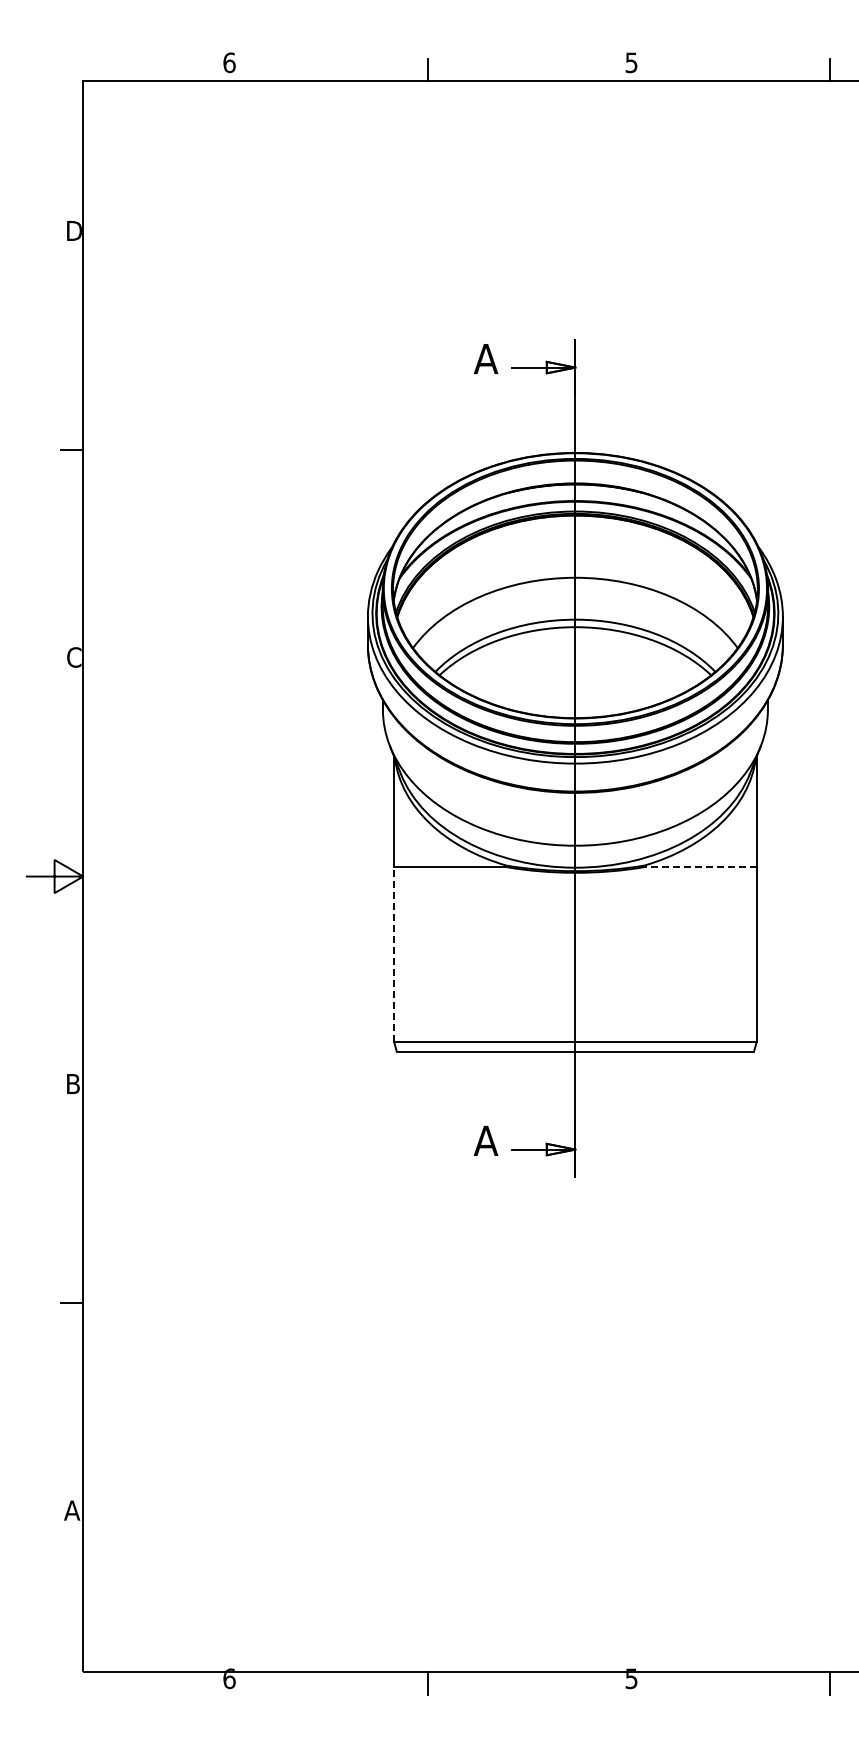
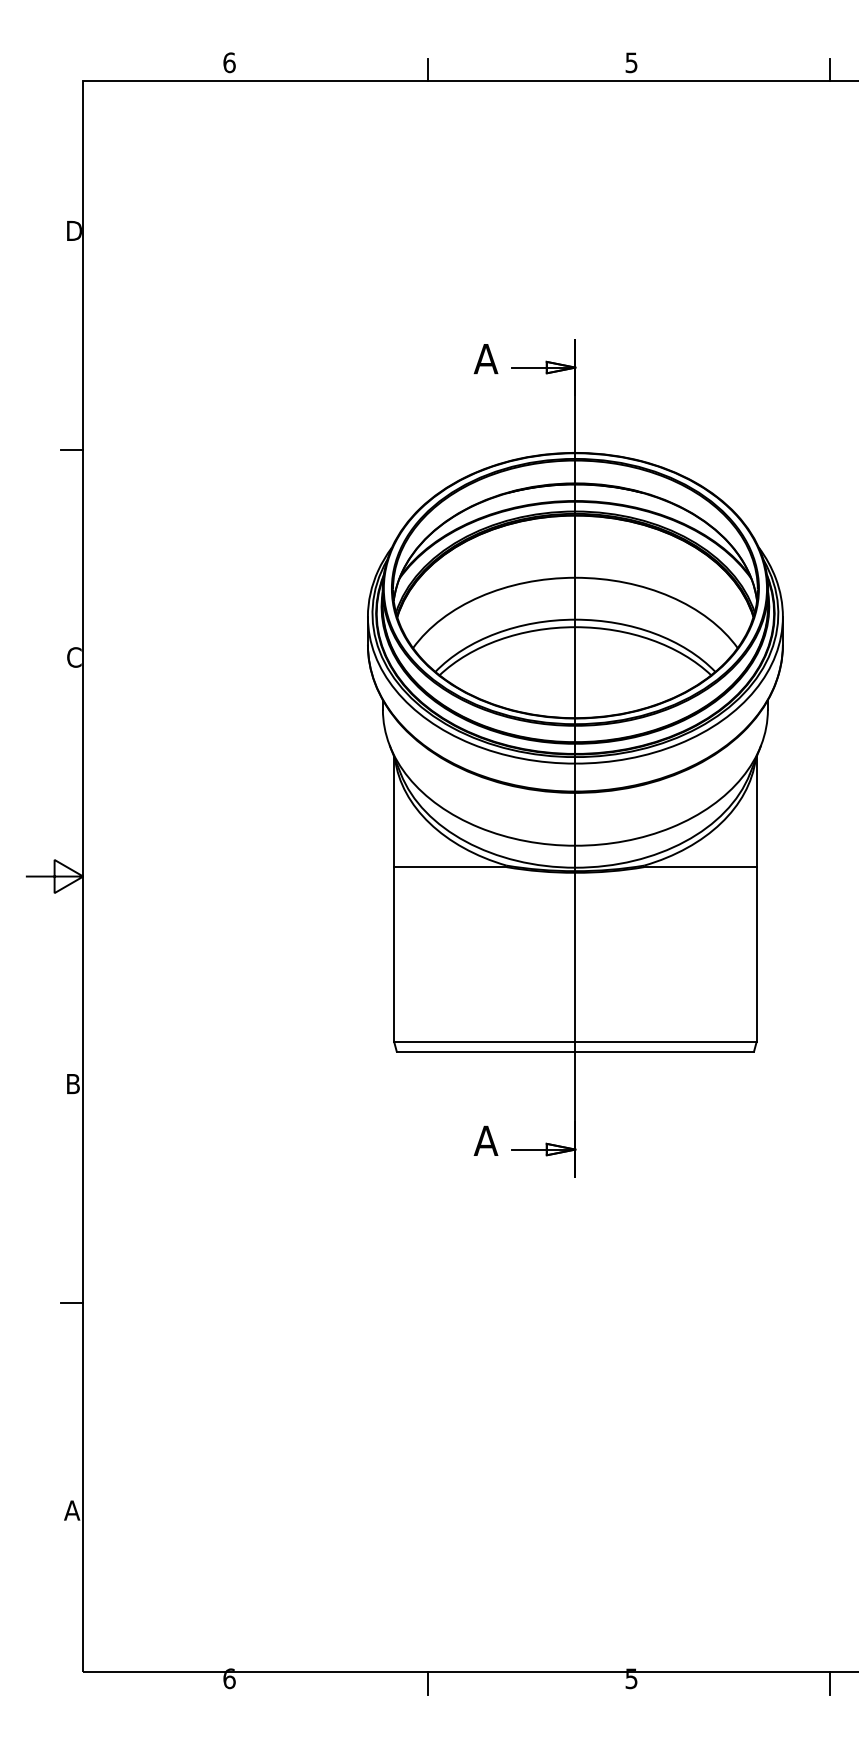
line: dashed -> solid (699, 867)
line: dashed -> solid (394, 954)
